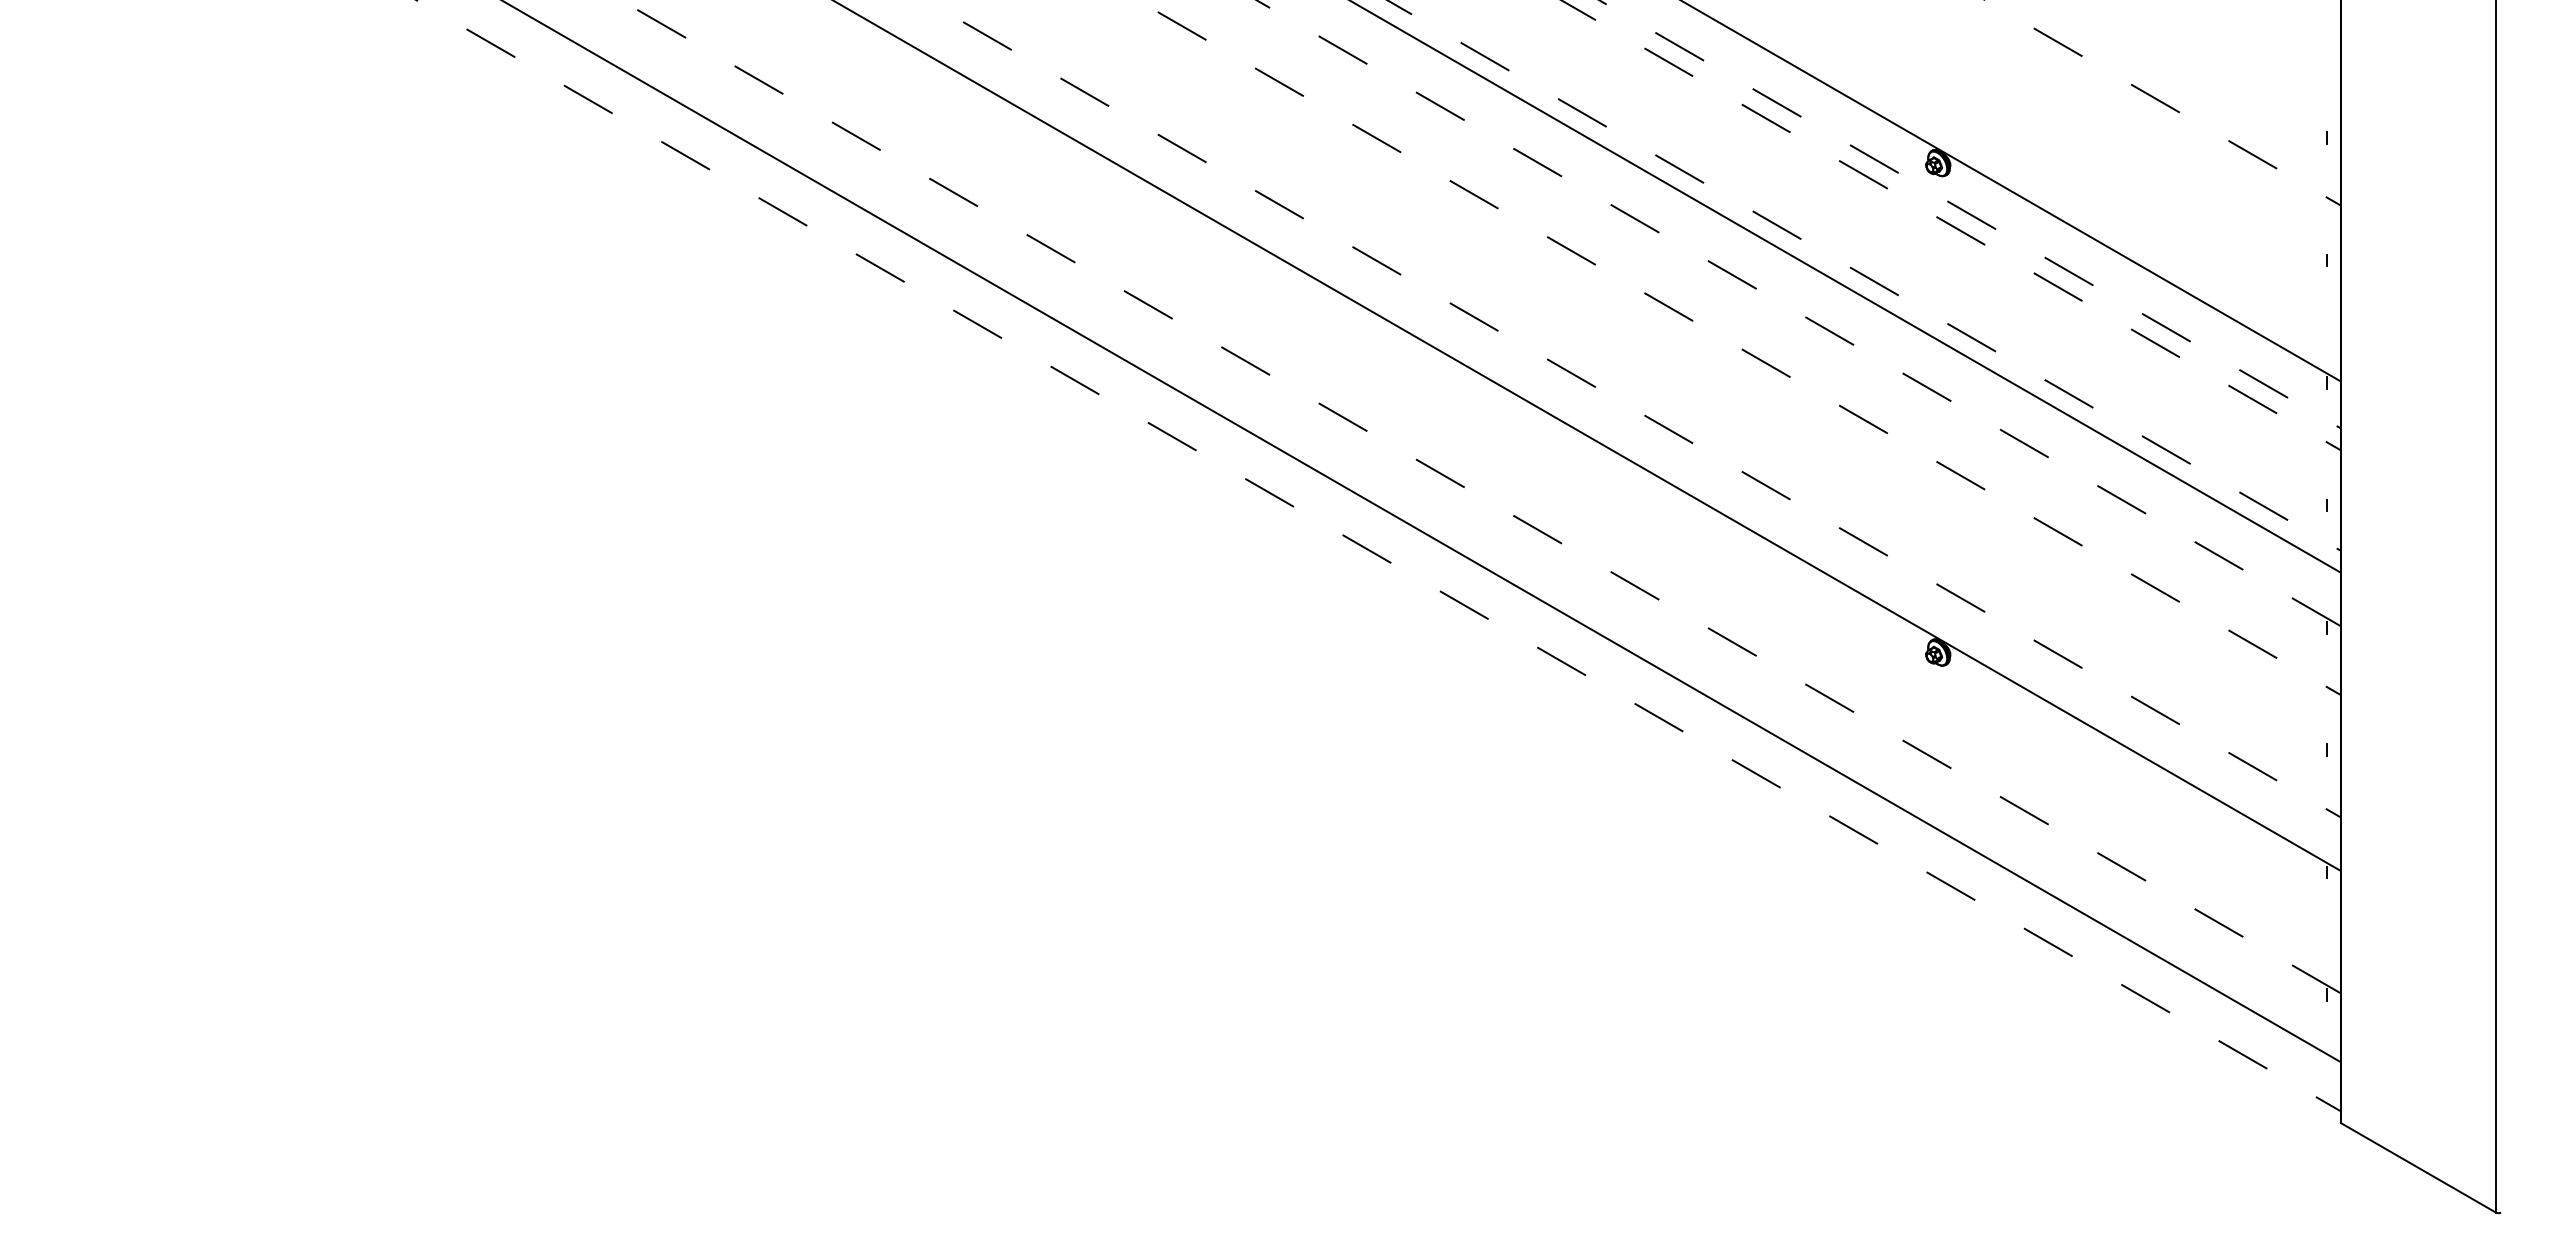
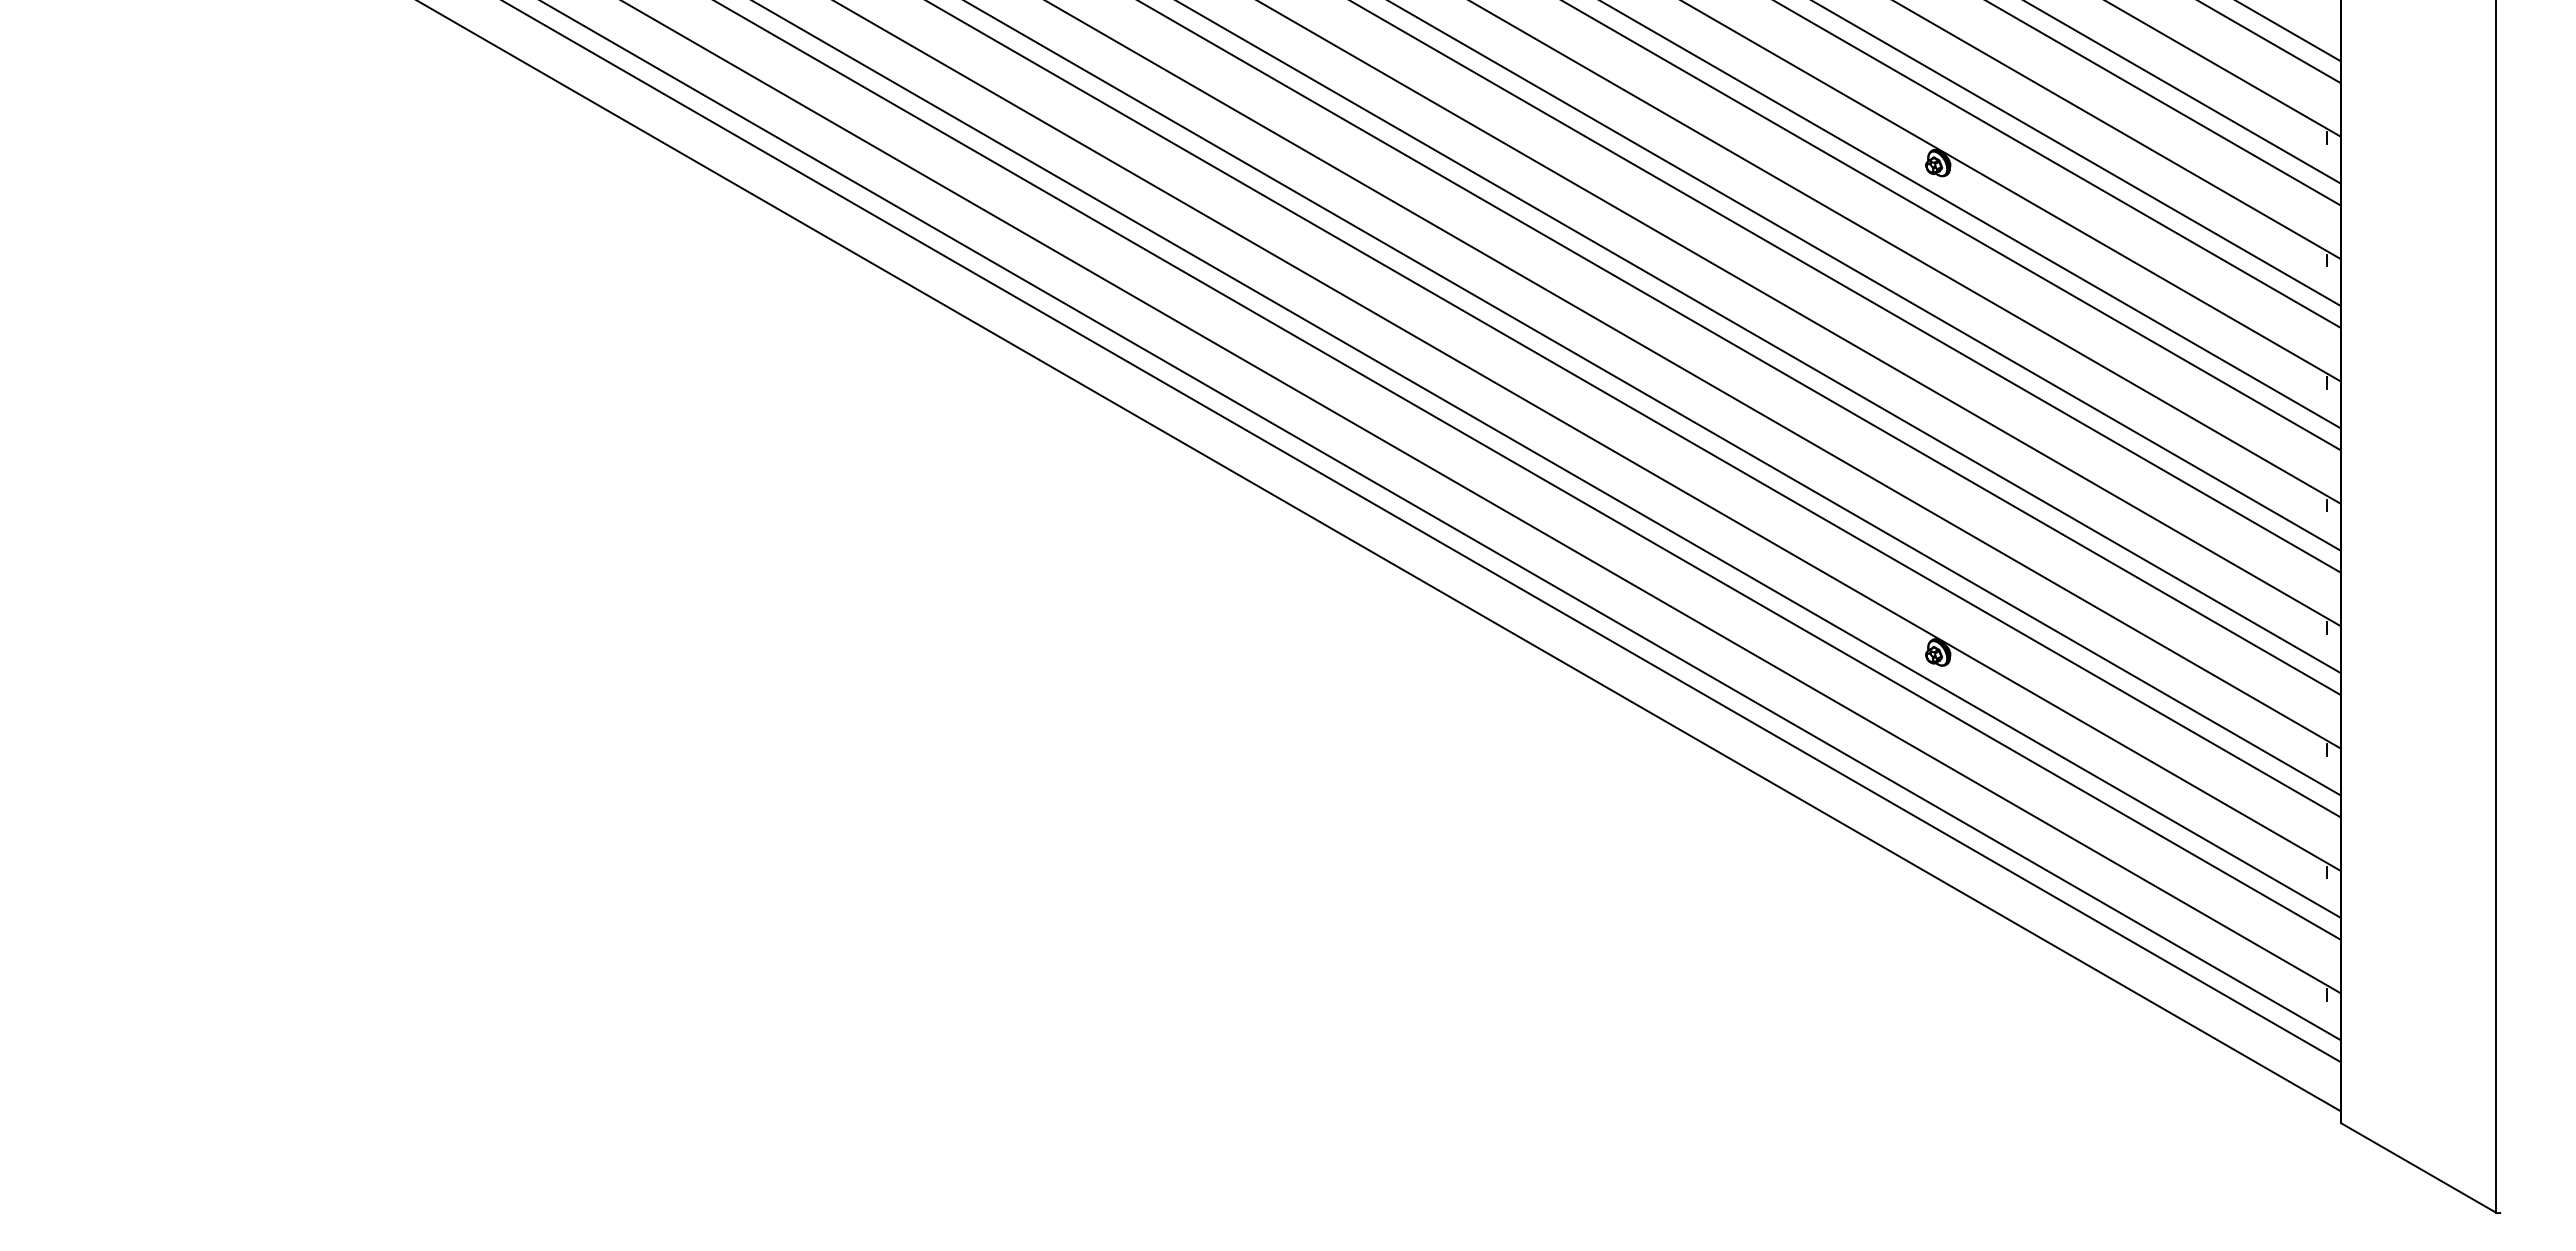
line: none -> present (2289, 31)
line: none -> present (2270, 42)
line: none -> present (2223, 69)
line: none -> present (2183, 92)
line: dashed -> solid (2163, 103)
line: none -> present (2118, 130)
line: none -> present (2077, 153)
line: none -> present (2058, 164)
line: dashed -> solid (1970, 214)
line: dashed -> solid (1951, 225)
line: none -> present (1905, 252)
line: dashed -> solid (1864, 275)
line: dashed -> solid (1798, 313)
line: none -> present (1759, 337)
line: dashed -> solid (1738, 347)
line: none -> present (1694, 375)
line: none -> present (1653, 398)
line: dashed -> solid (1633, 408)
line: none -> present (1547, 459)
line: none -> present (1528, 470)
line: dashed -> solid (1480, 496)
line: none -> present (1441, 521)
line: dashed -> solid (1378, 555)
